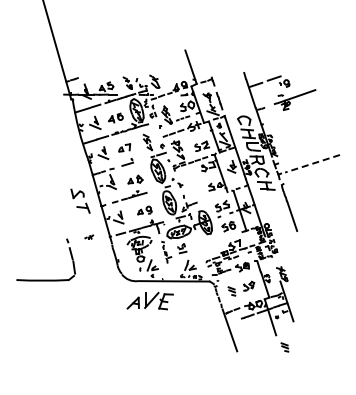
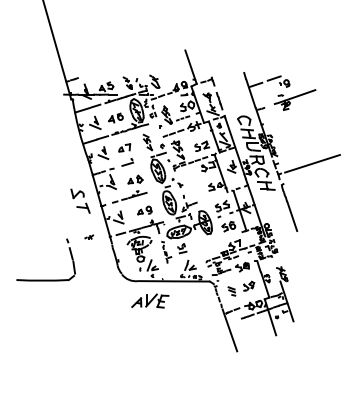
line: dashed -> solid (312, 163)
part size: 48x20 px -> 39x16 px (150, 300)
part: present -> none (284, 347)
